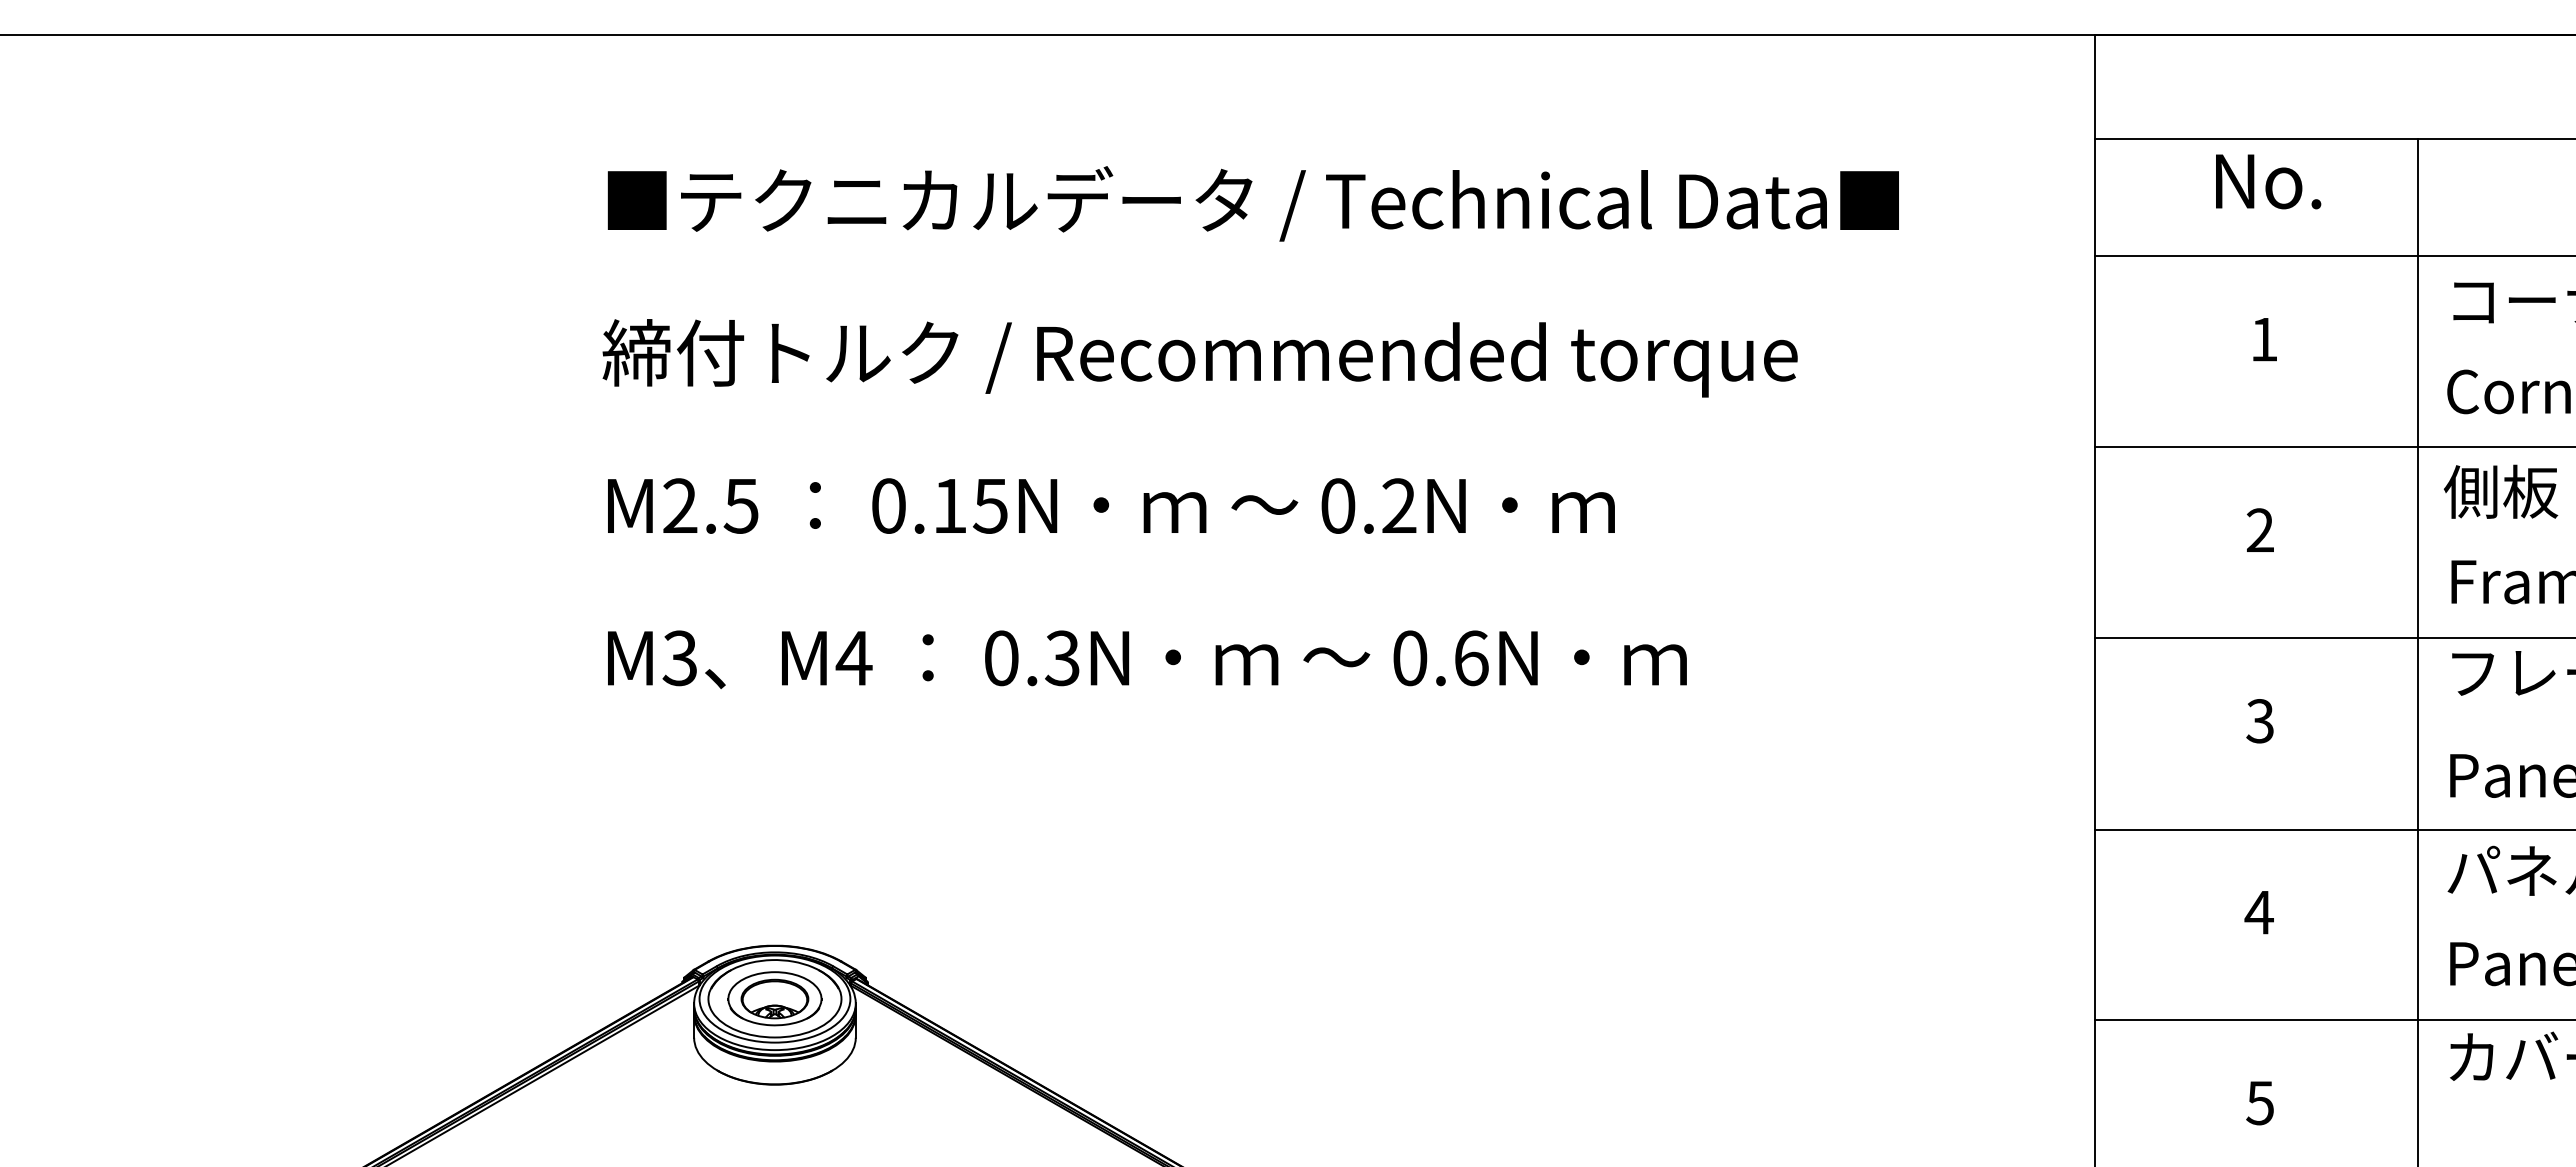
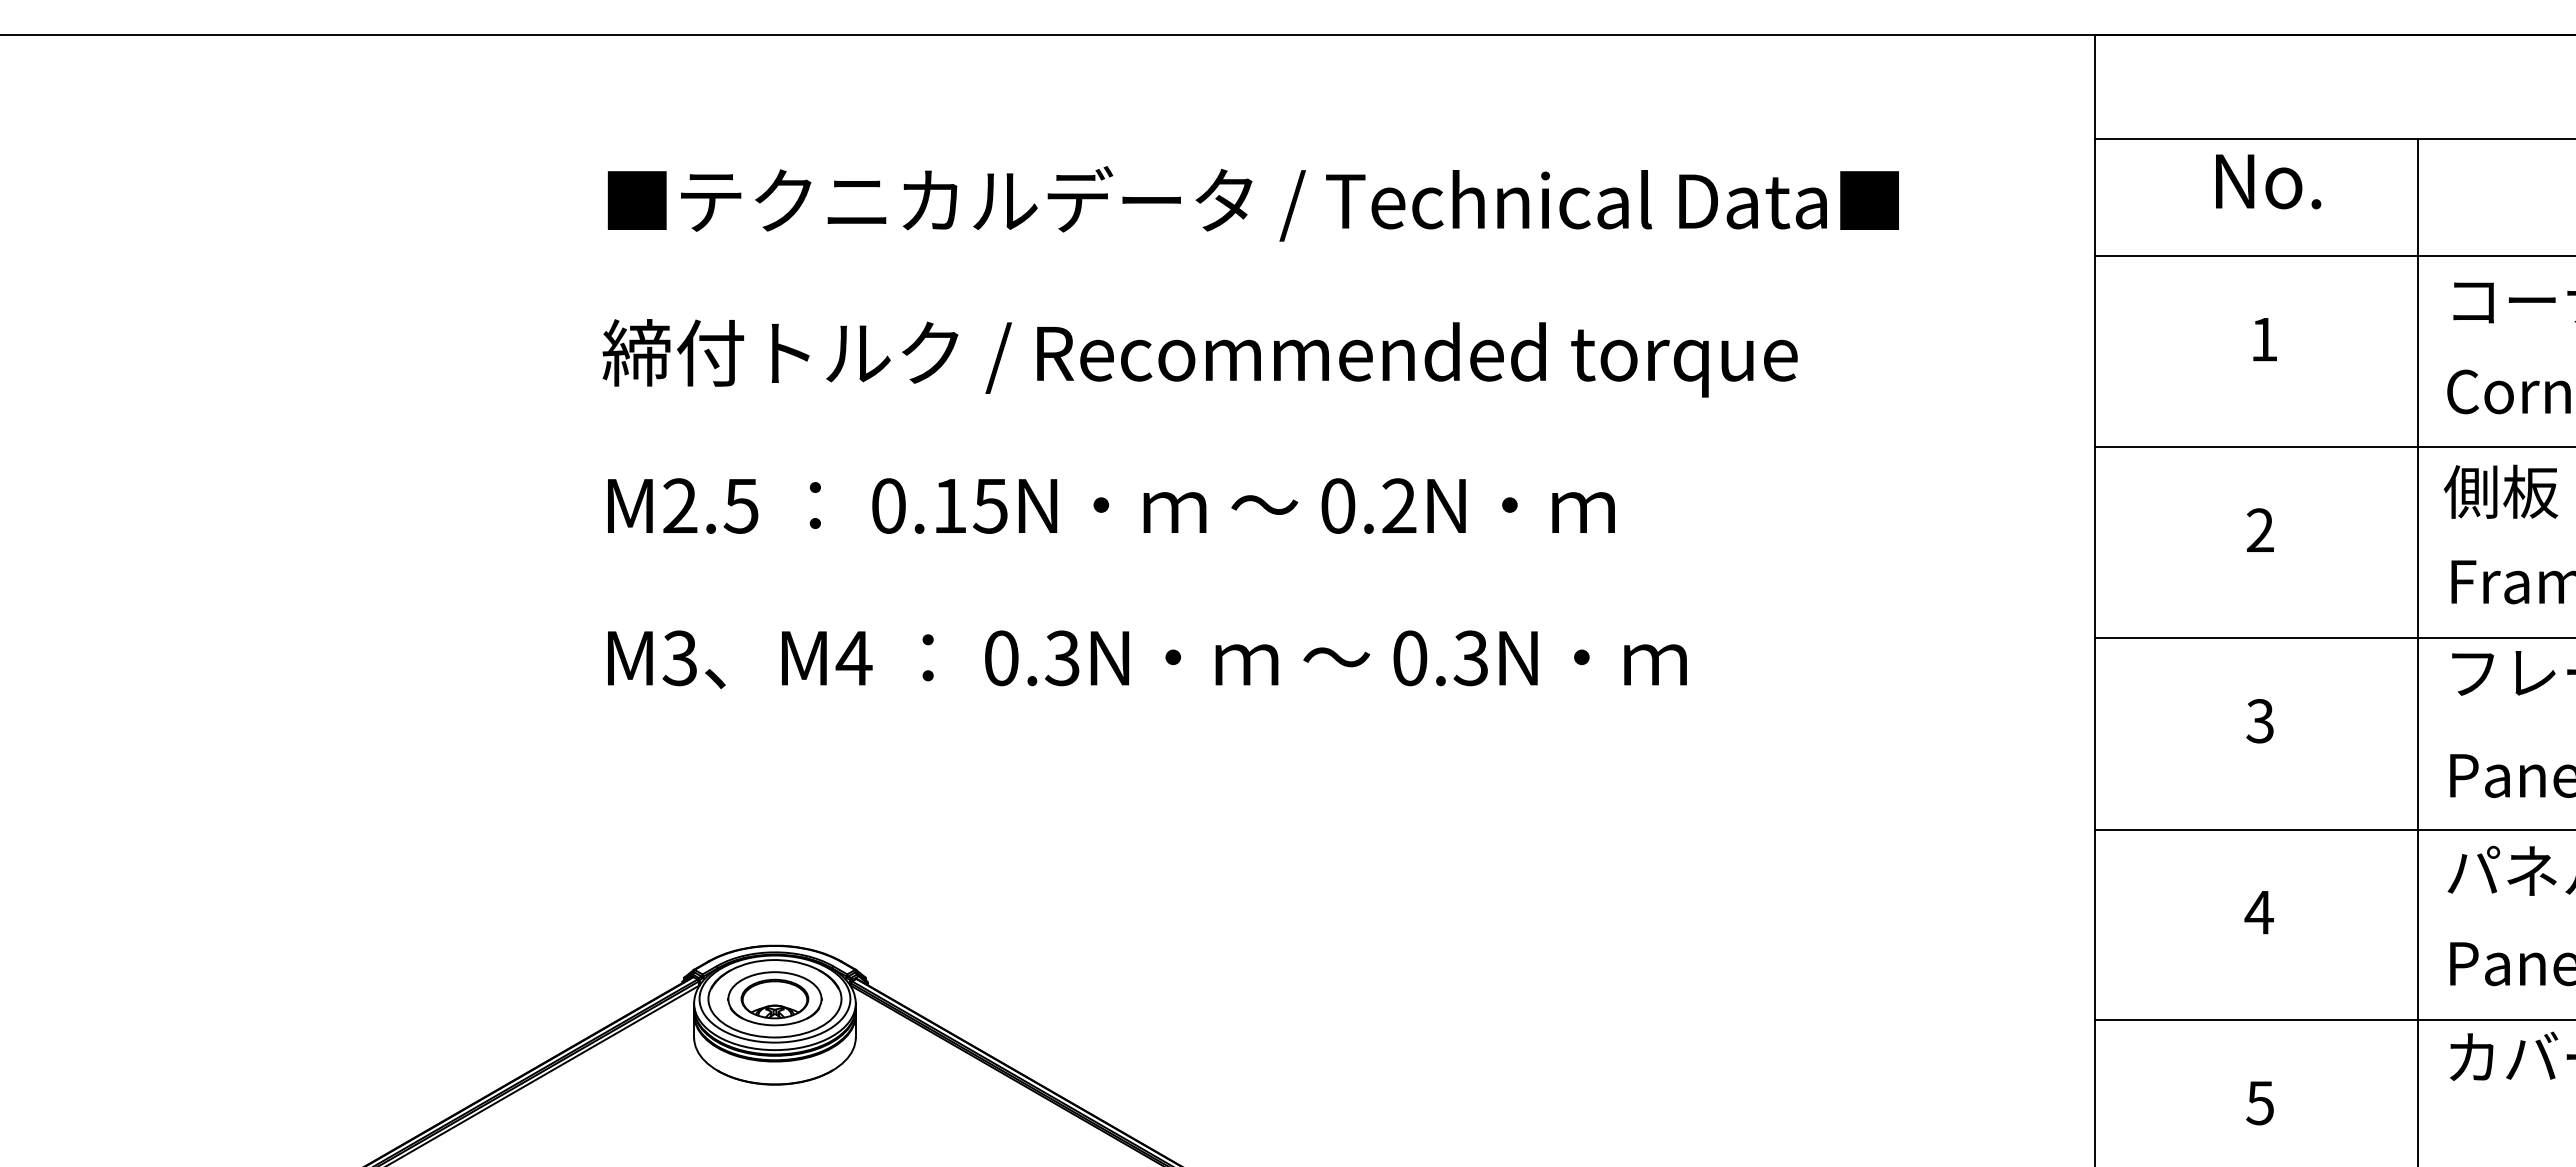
text: 0.6N -> 0.3N (1470, 658)
